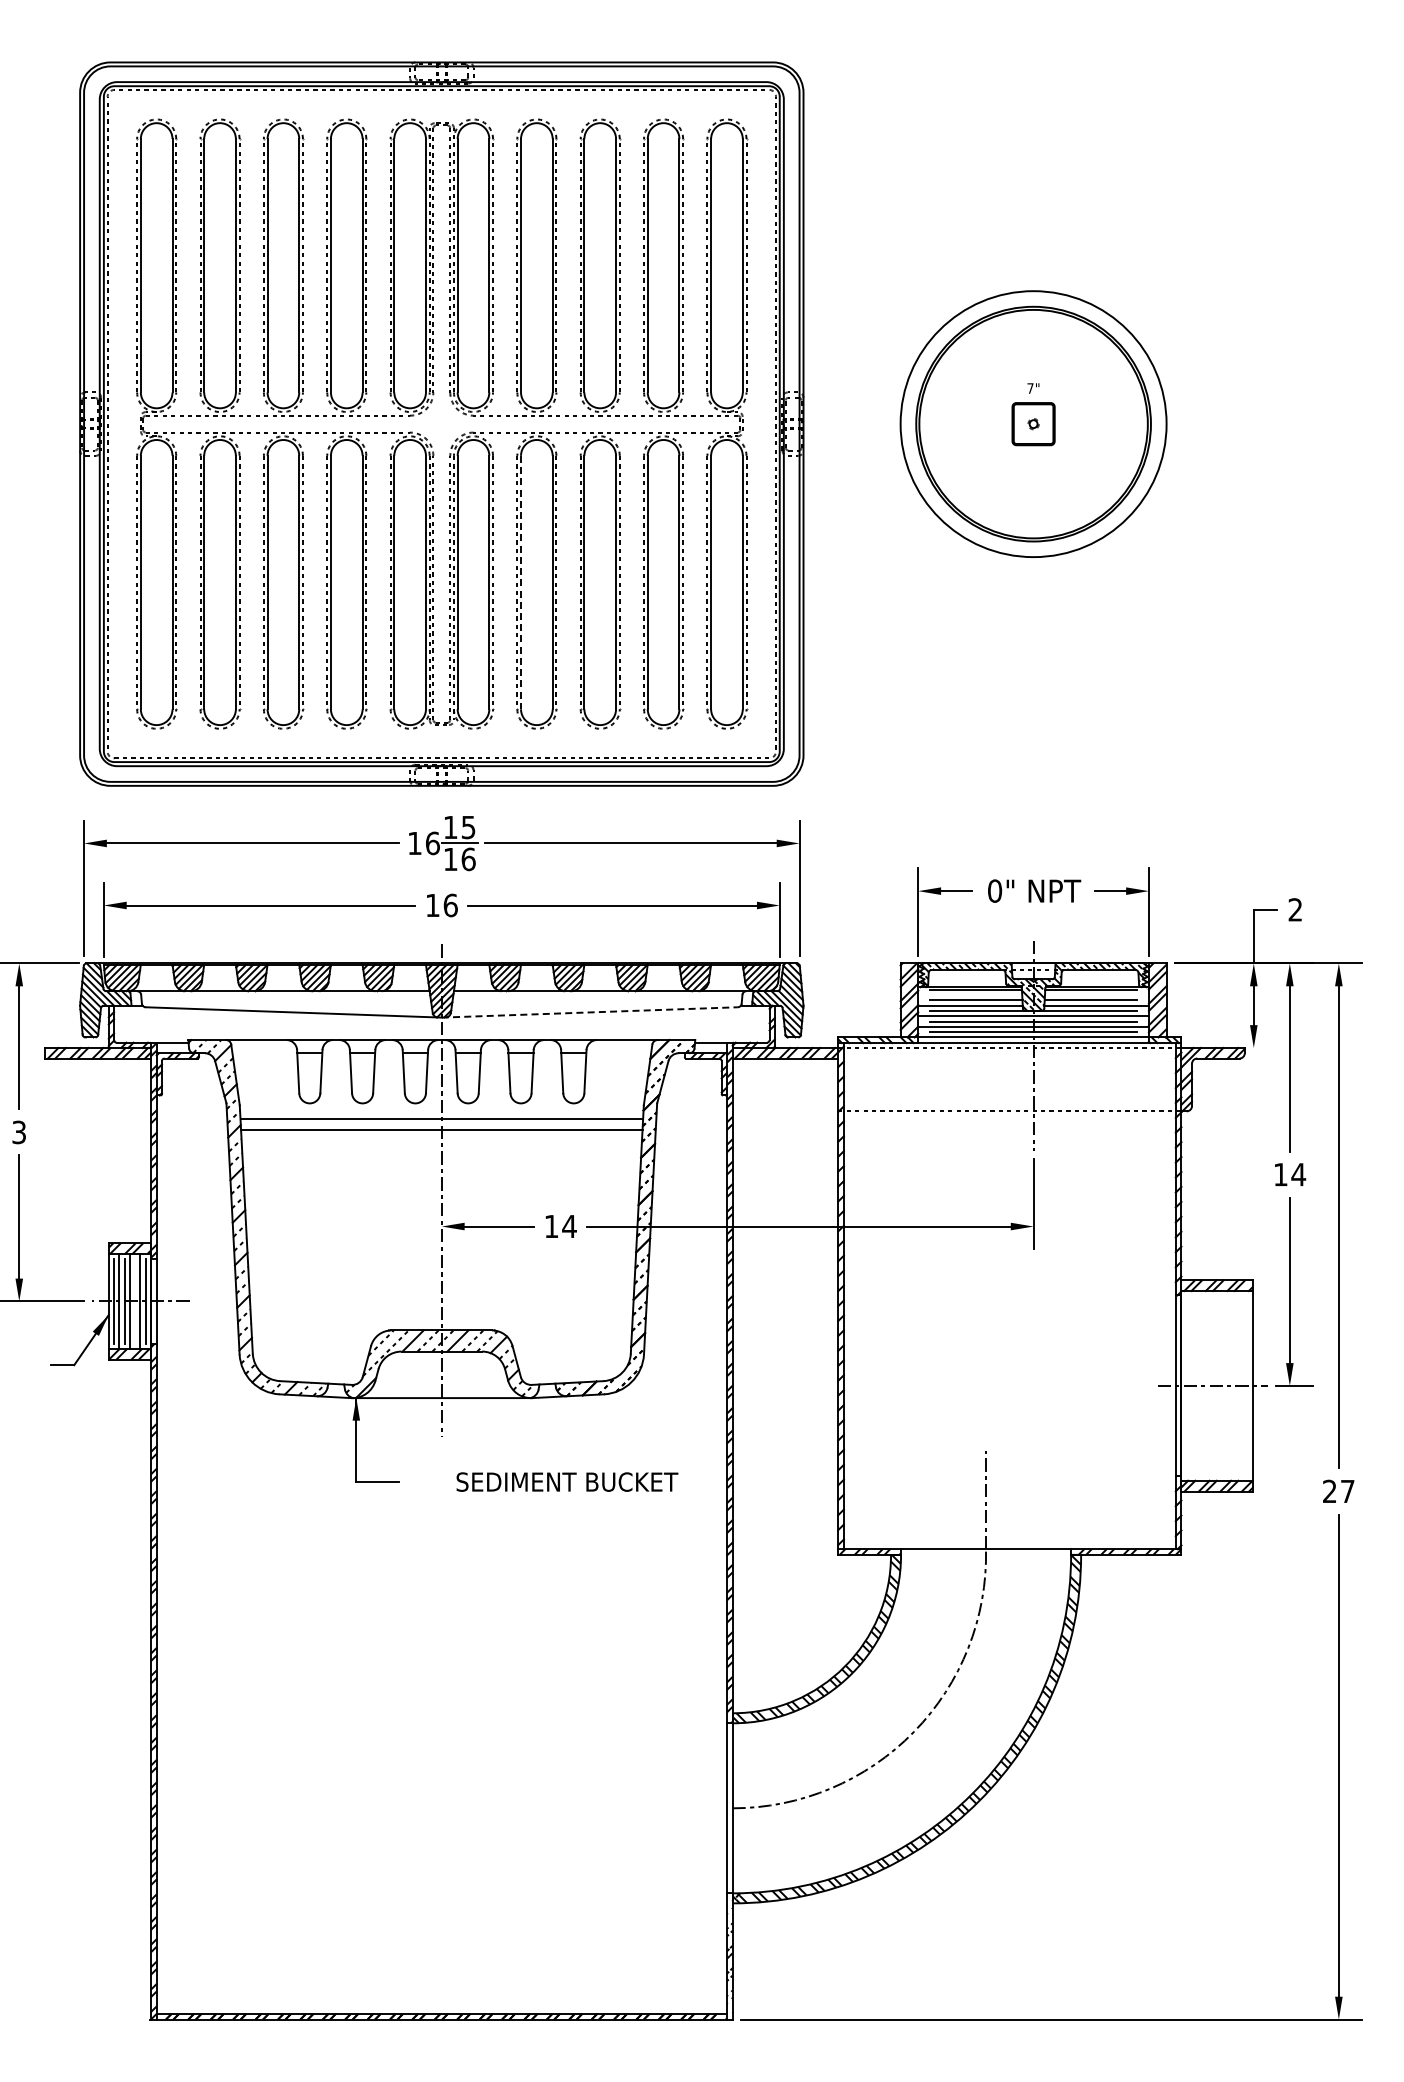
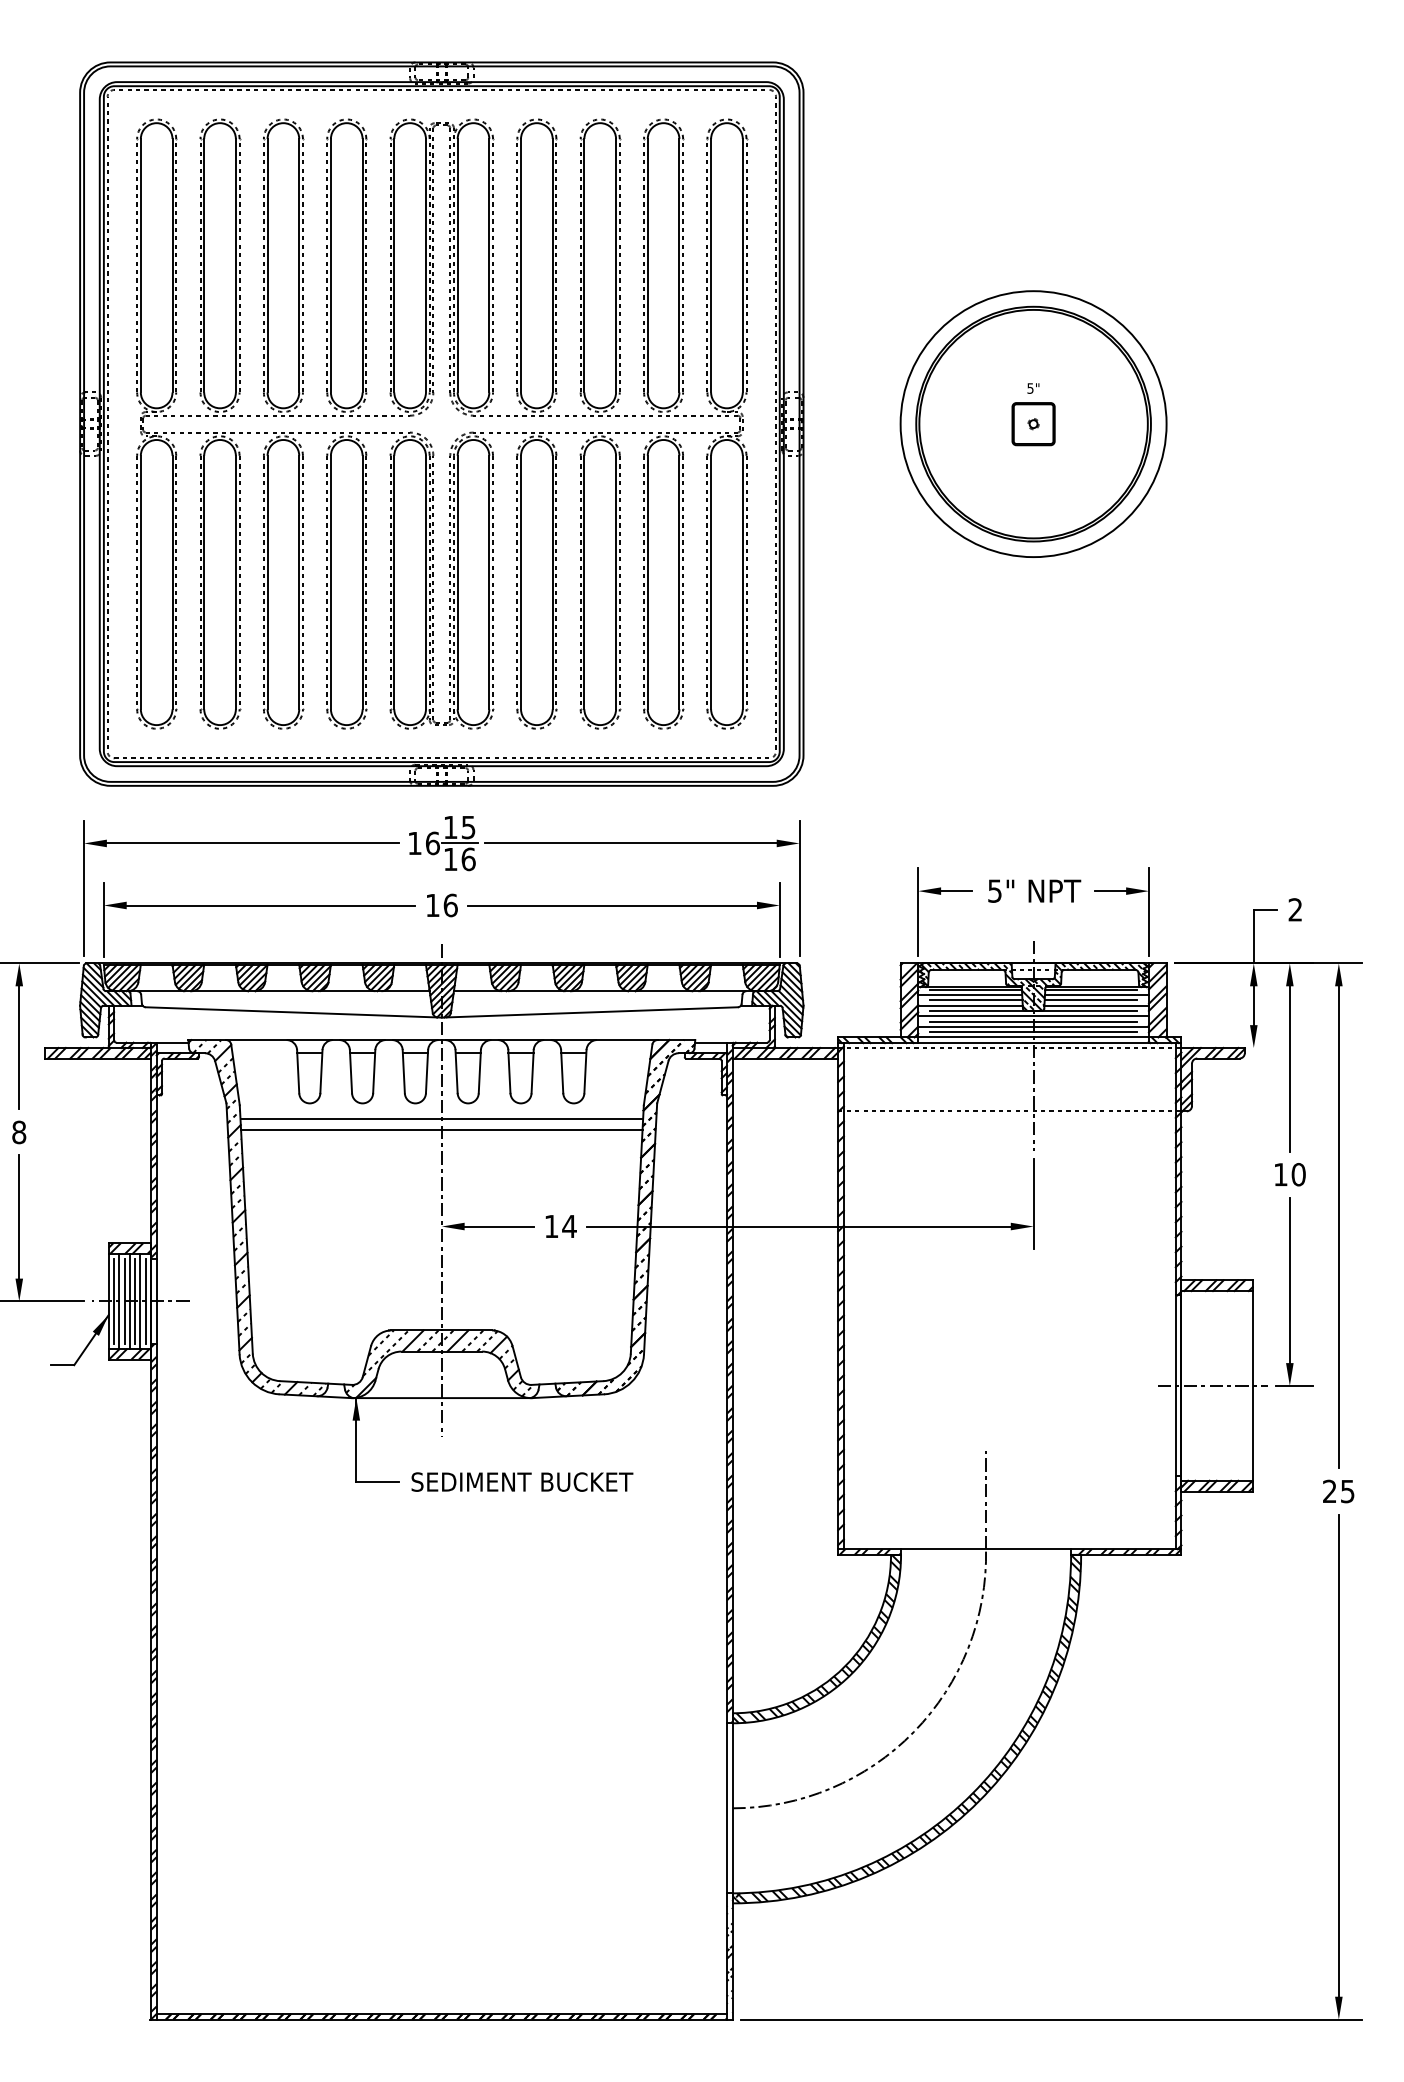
text: 7" -> 5" (1030, 388)
line: dashed -> solid (521, 582)
text: 0" -> 5" (995, 890)
line: none -> present (970, 995)
line: none -> present (1096, 995)
line: dashed -> solid (590, 1012)
text: 3 -> 8 (19, 1132)
text: 14 -> 10 (1298, 1174)
line: none -> present (135, 1301)
text position: (567, 1481) -> (522, 1481) (522, 1481)
text: 27 -> 25 (1347, 1491)
